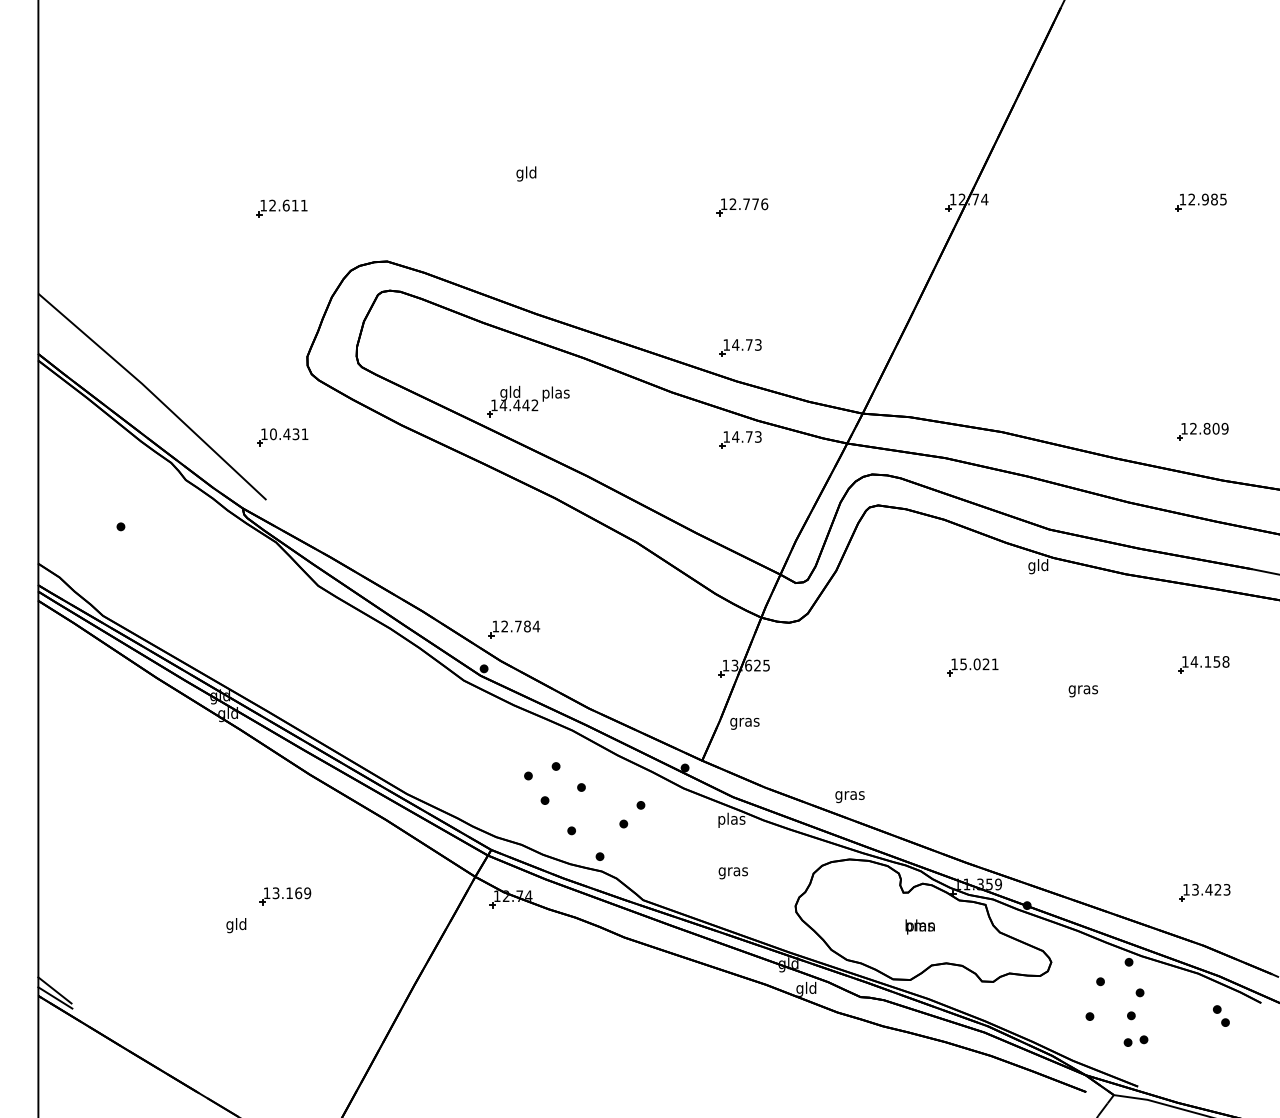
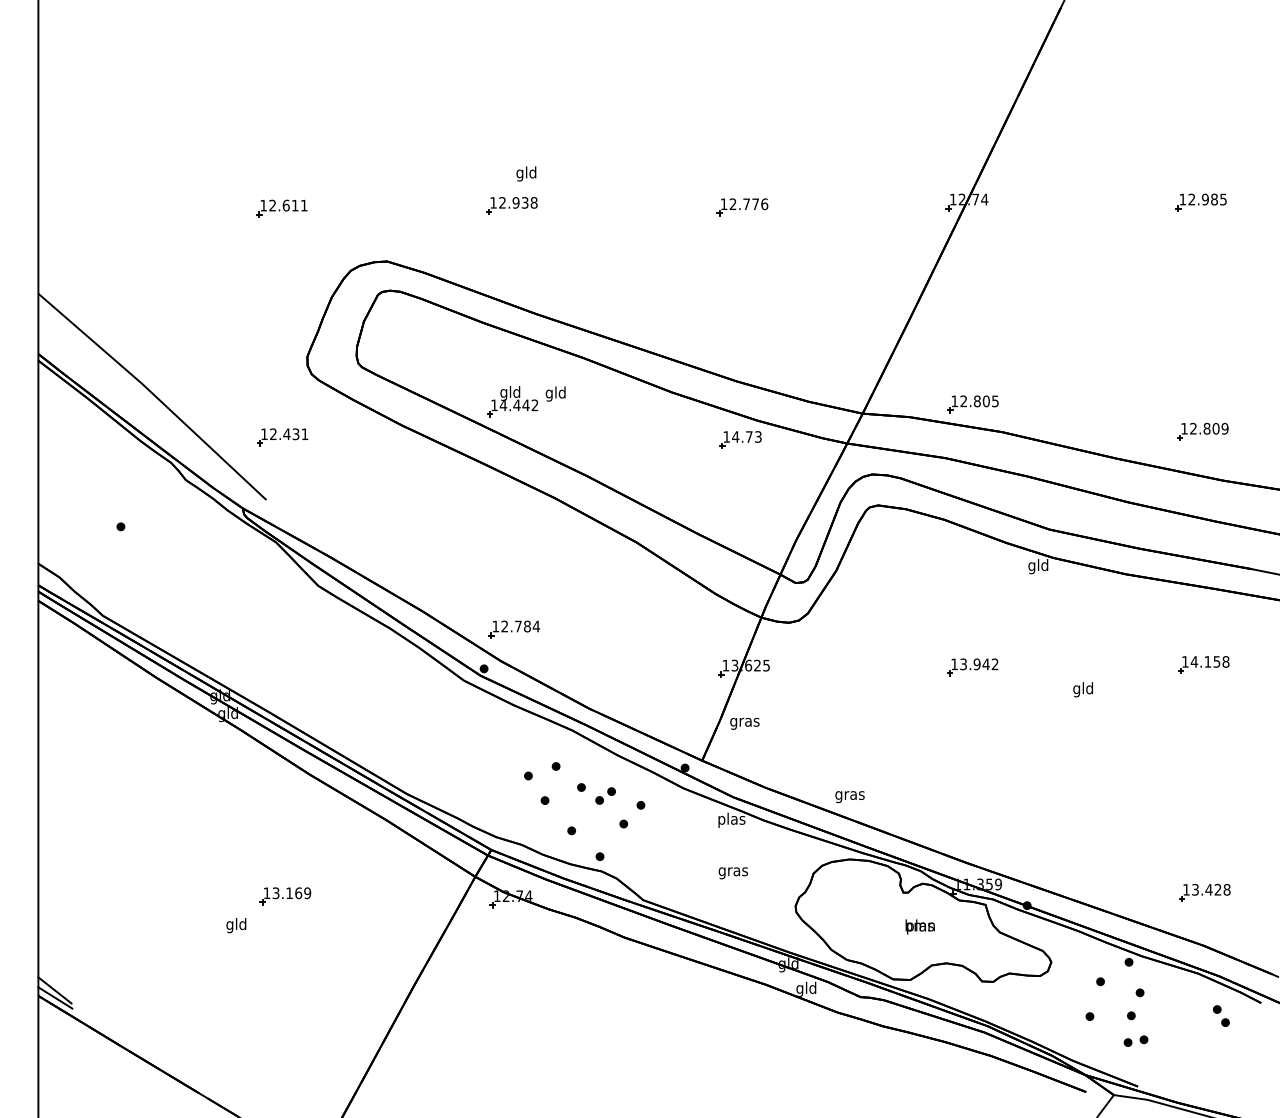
part: none -> present (511, 205)
part: present -> none (740, 347)
text: plas -> gld (555, 393)
part: none -> present (972, 404)
text: 10.431 -> 12.431 (273, 434)
text: 15.021 -> 13.942 (979, 664)
text: gras -> gld (1083, 689)
part: none -> present (605, 795)
text: 13.423 -> 13.428 (1226, 889)
